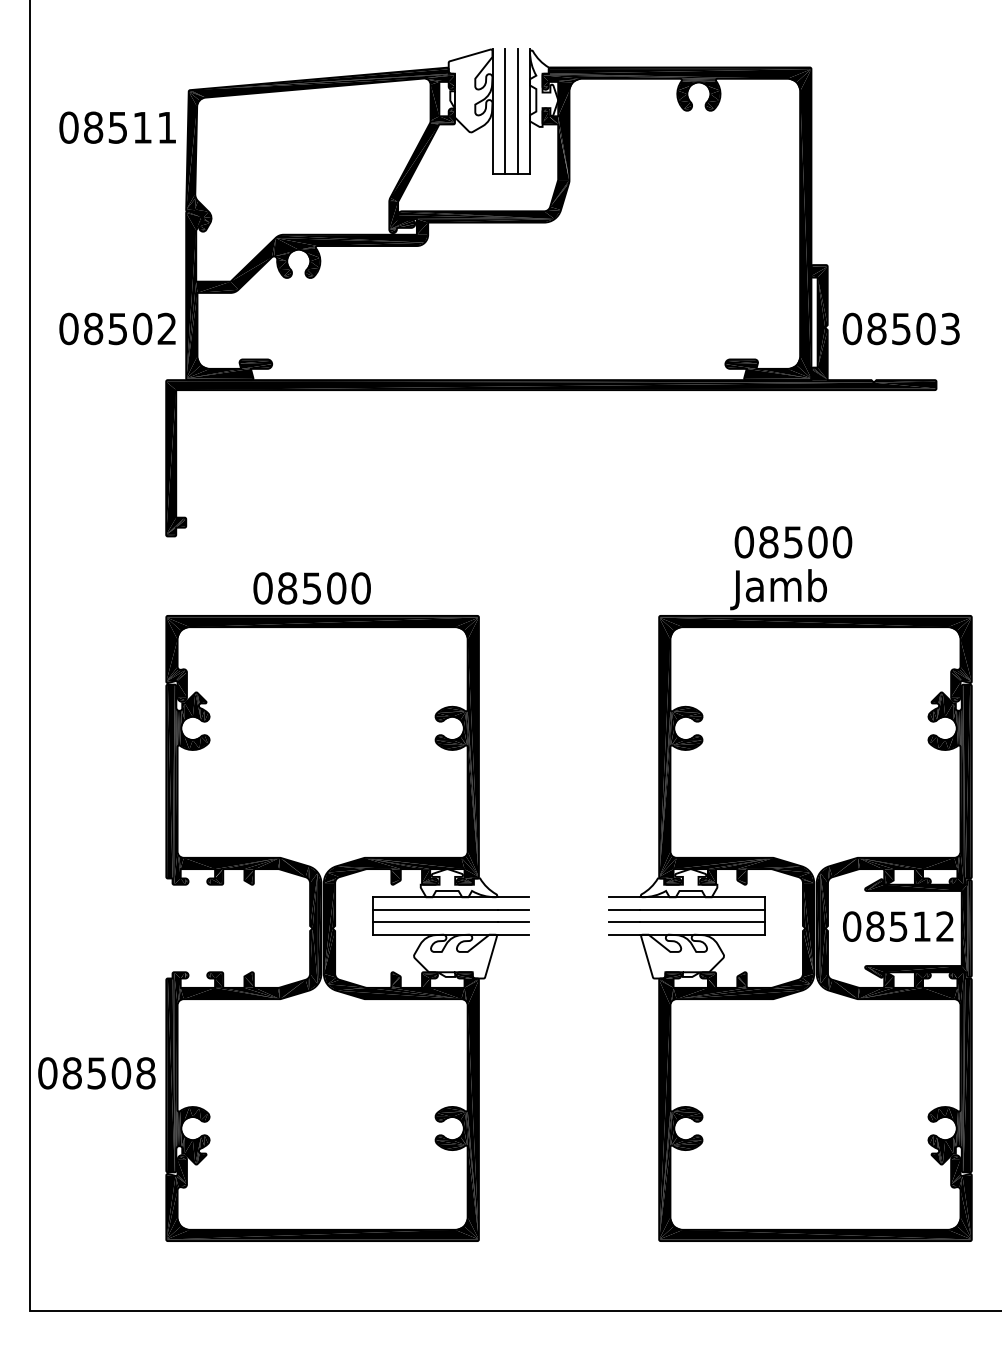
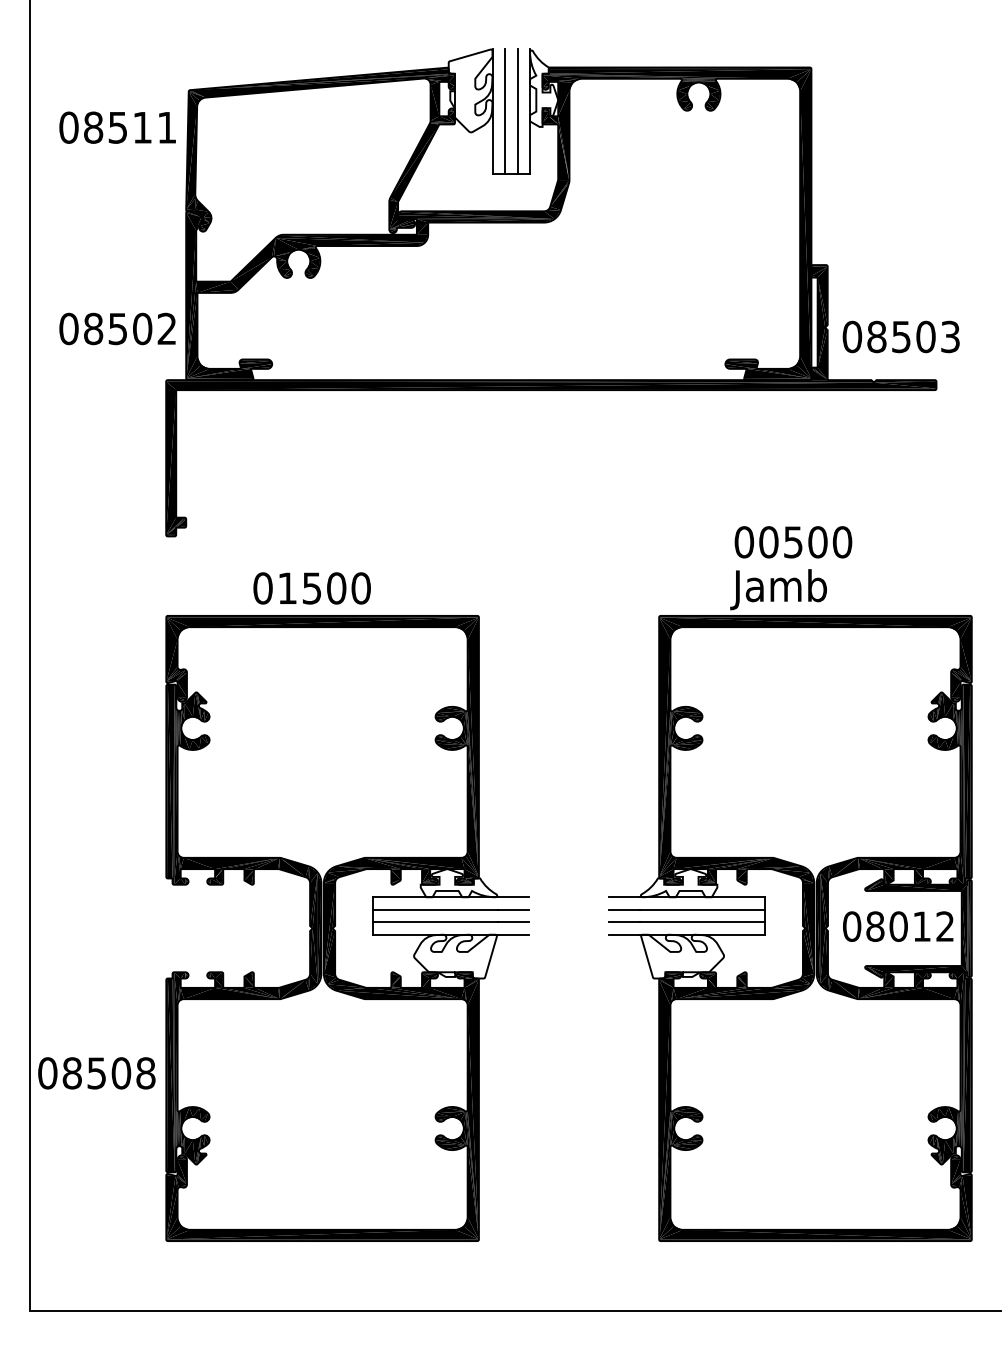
text position: (900, 328) -> (900, 336) (900, 336)
text: 08500 -> 00500 (768, 542)
text: 08500 -> 01500 (287, 588)
text: 08512 -> 08012 (898, 926)
